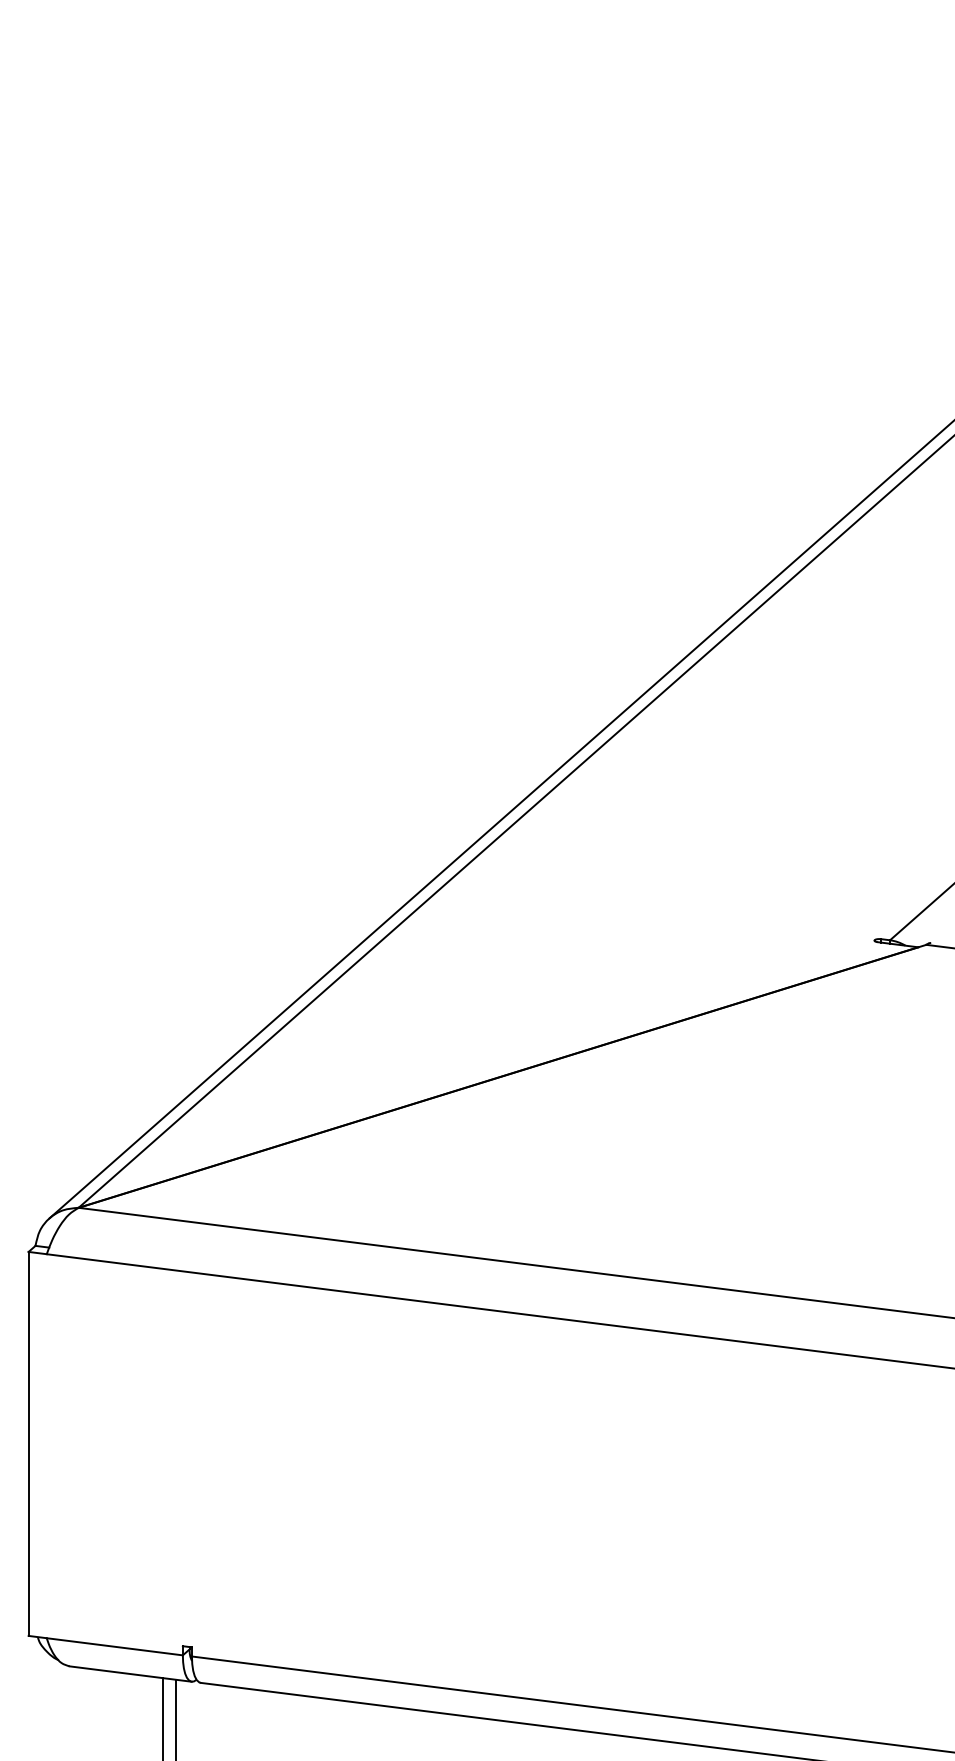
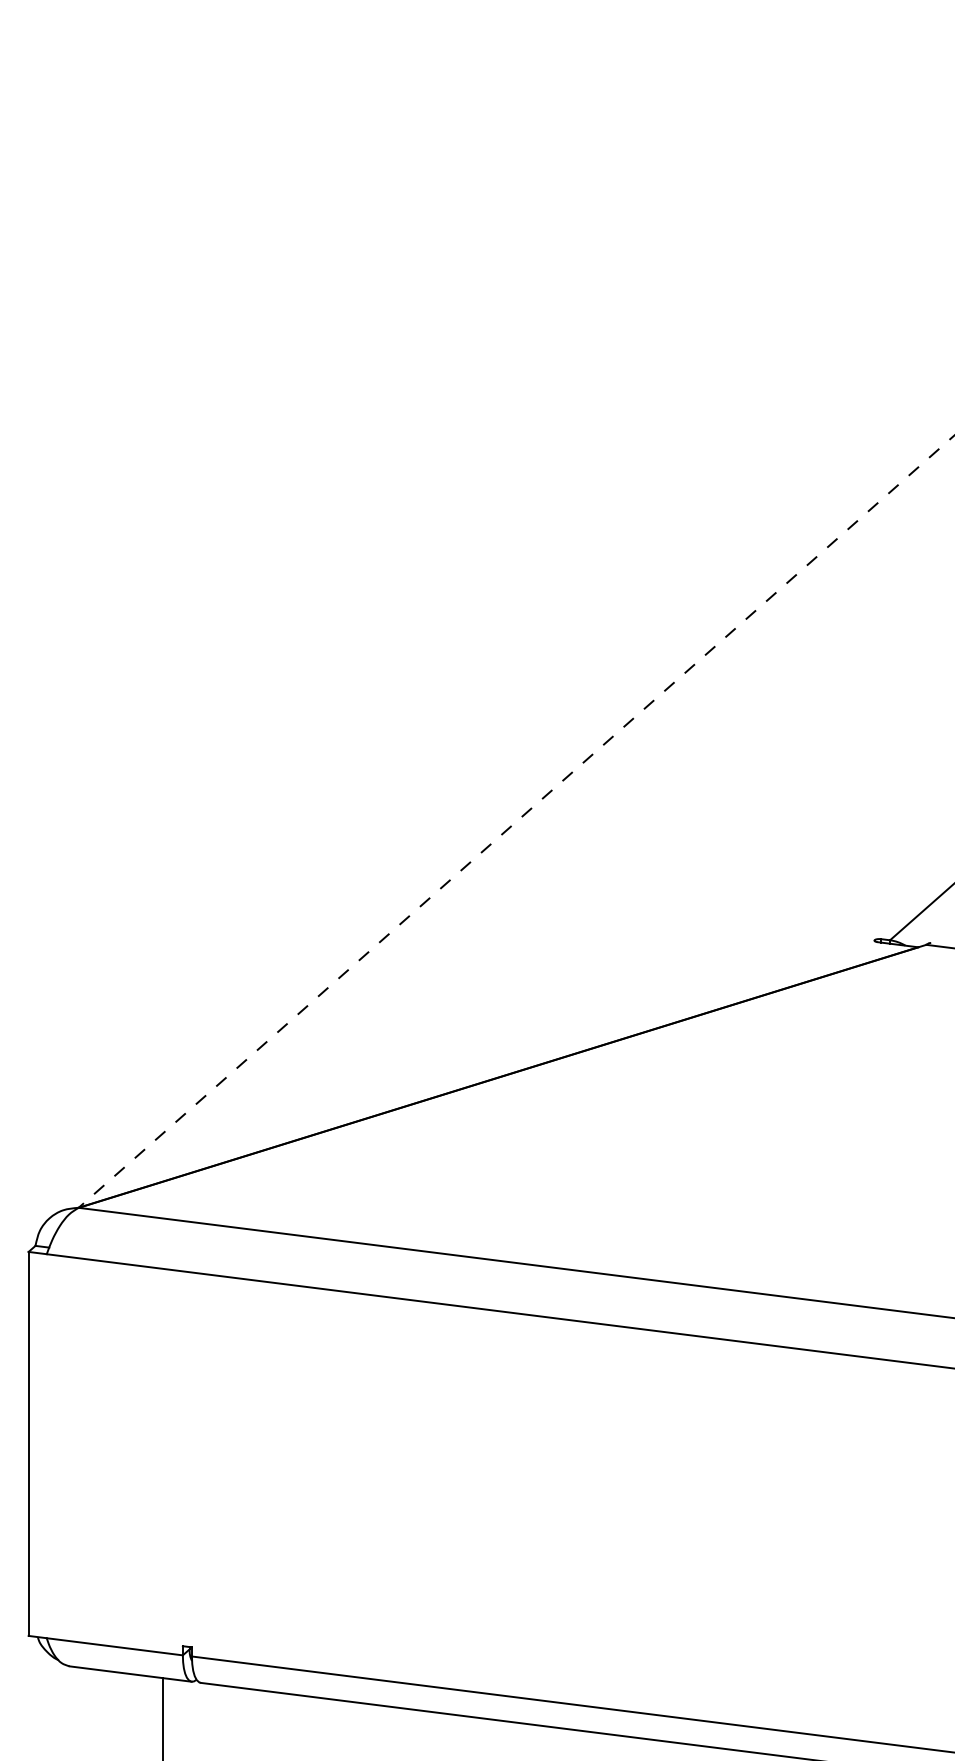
line: present -> none (500, 820)
line: solid -> dashed (516, 821)
line: present -> none (175, 1718)
